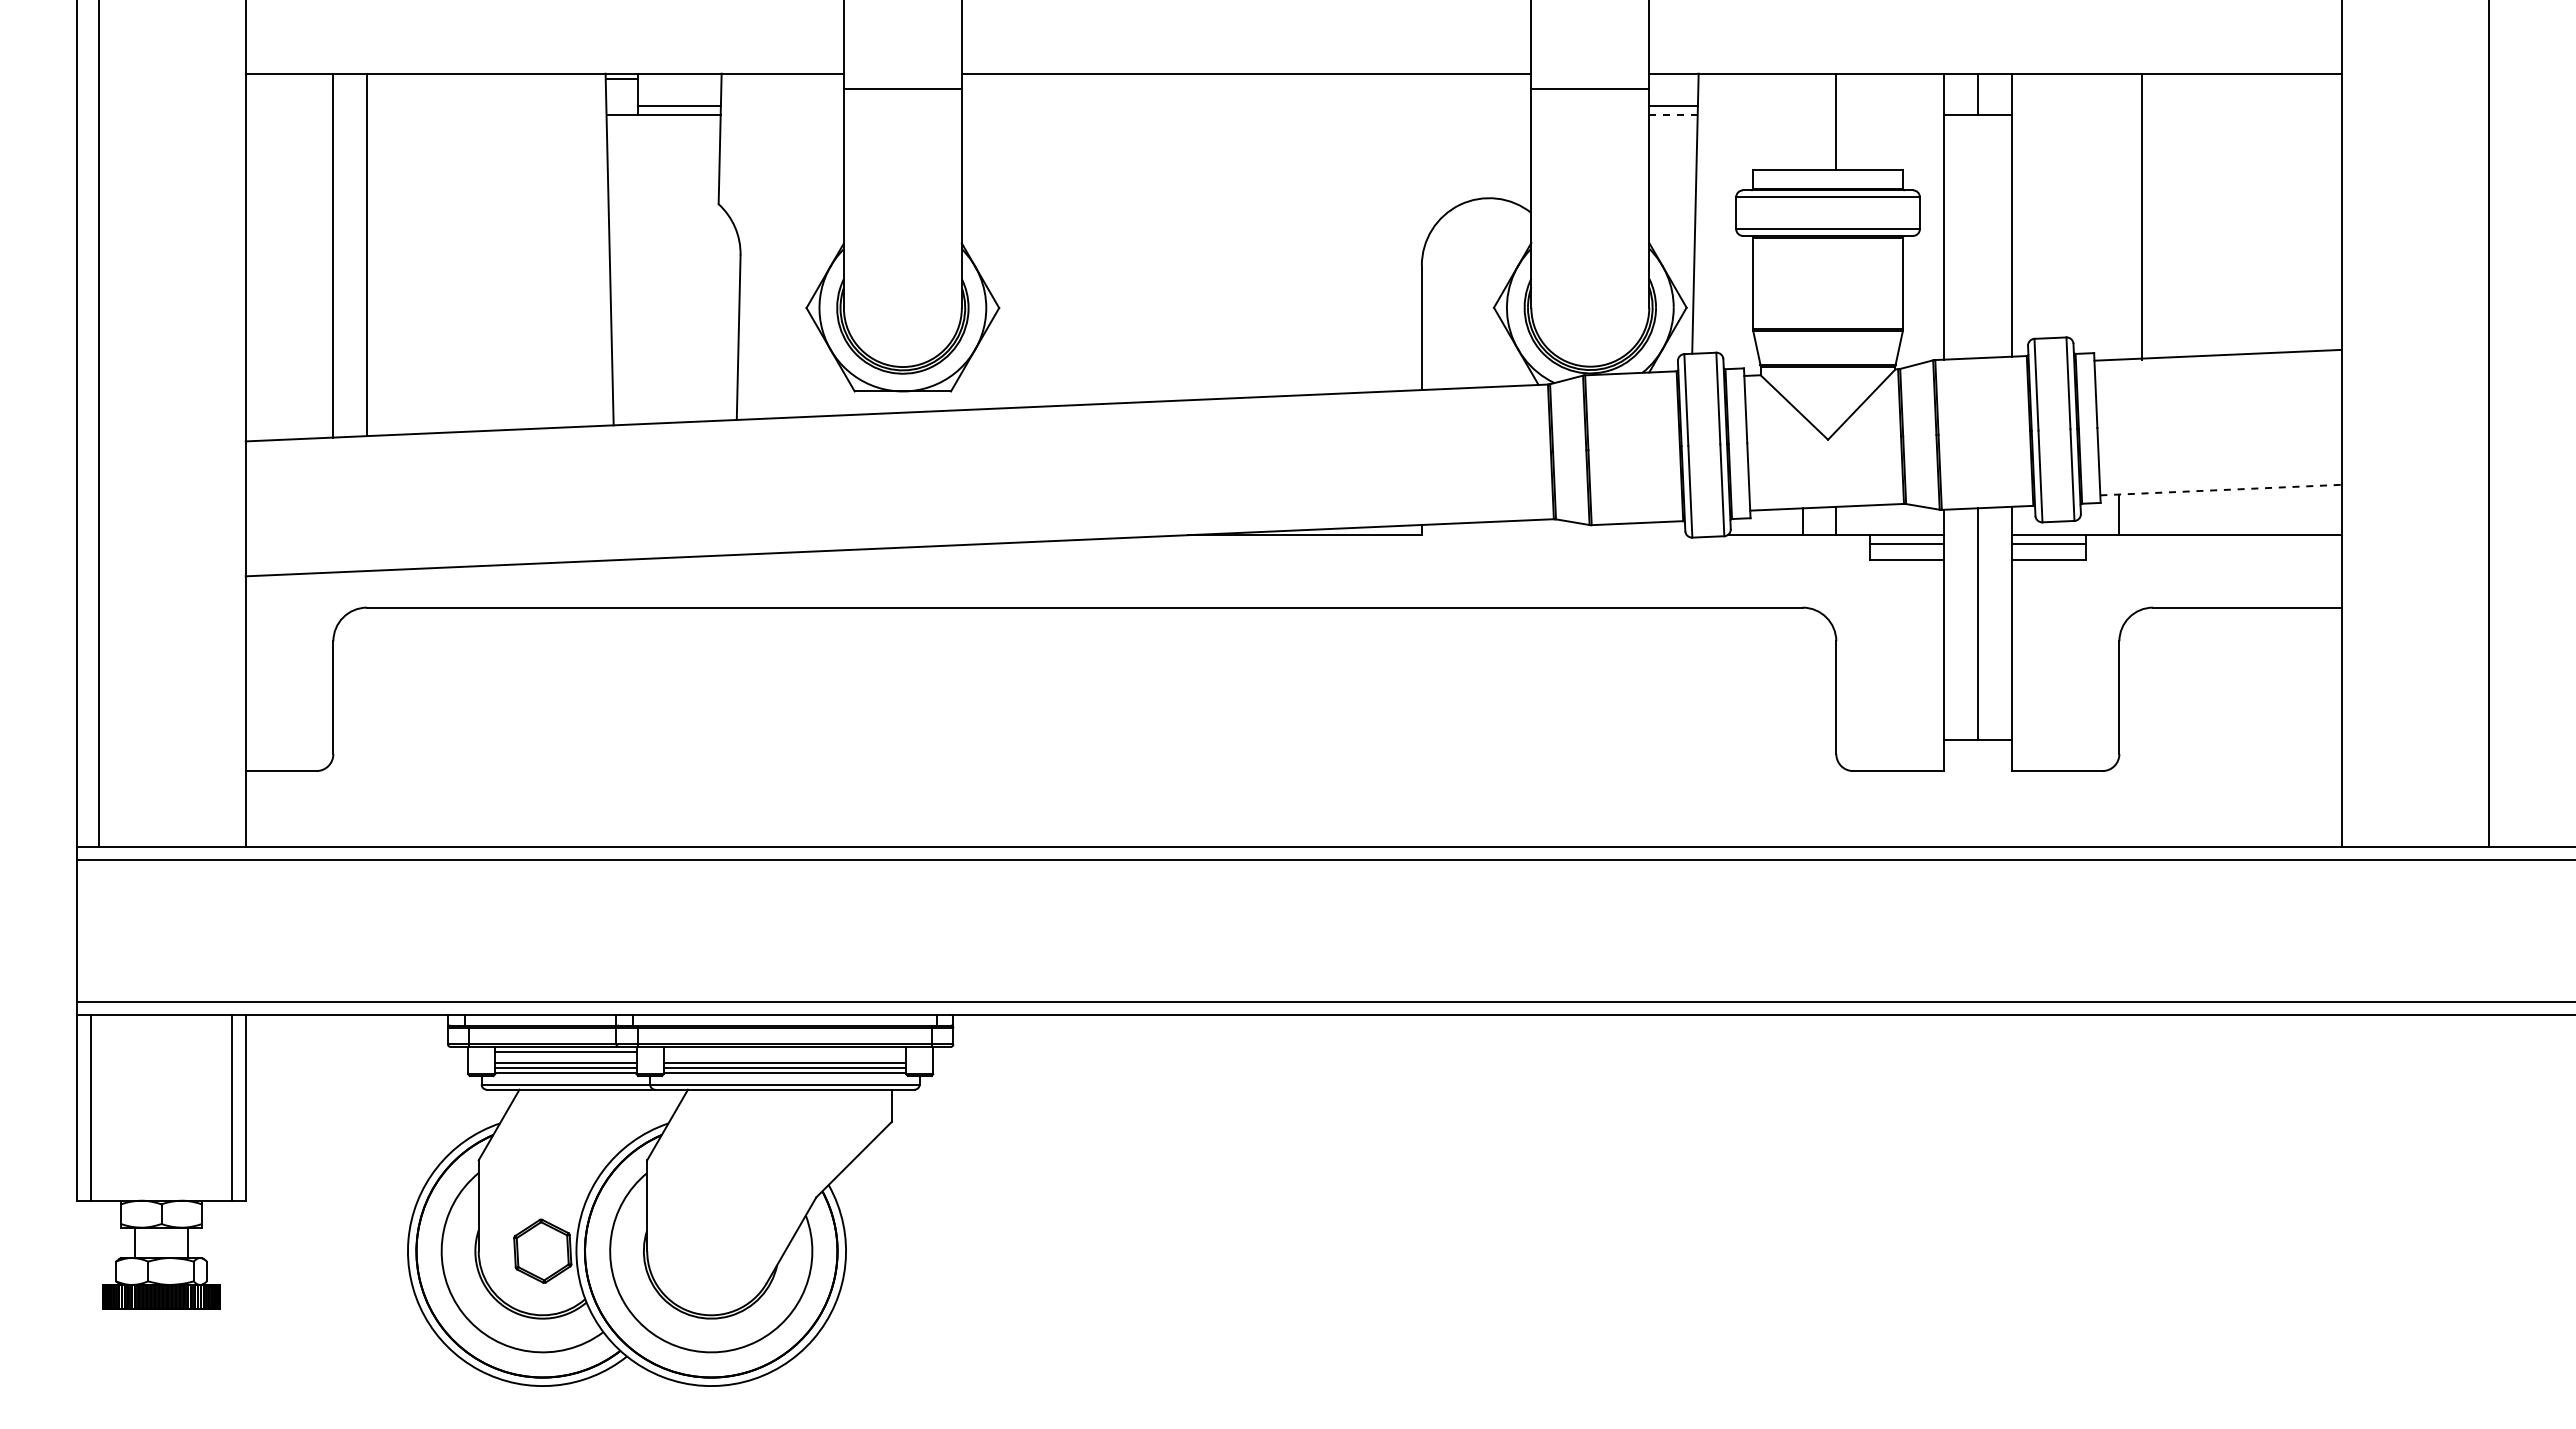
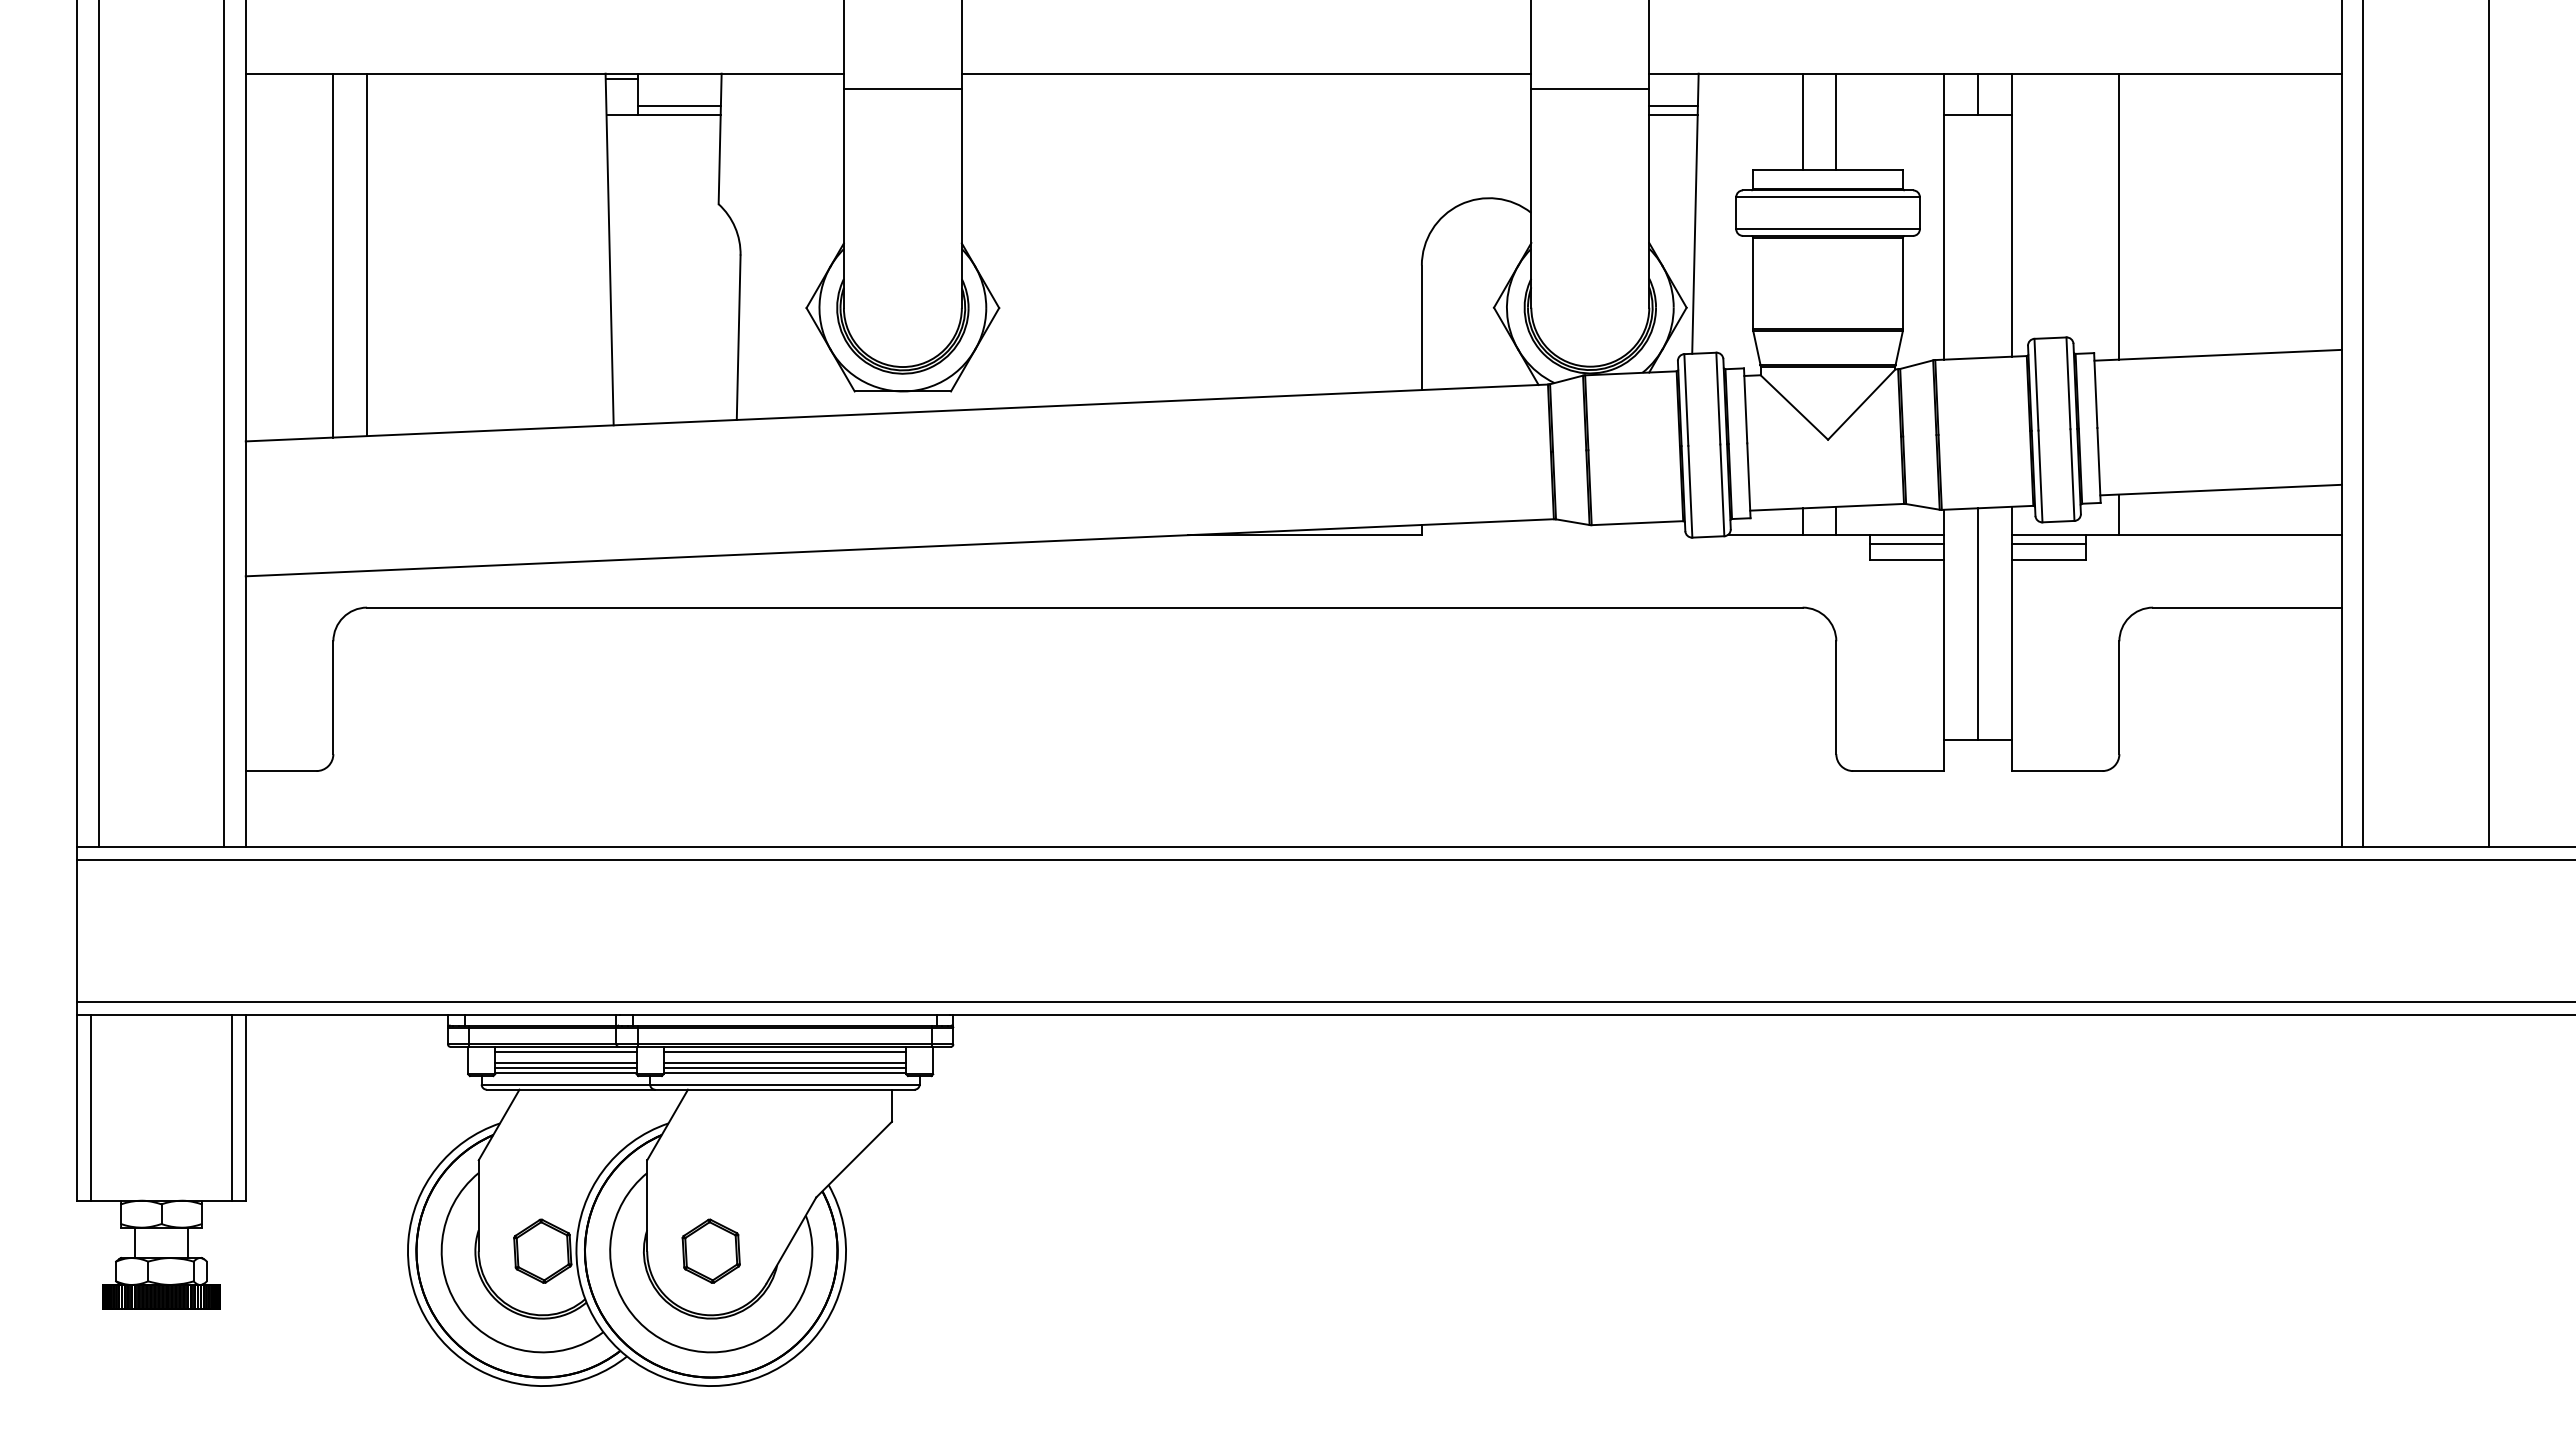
line: dashed -> solid (1673, 115)
line: none -> present (1802, 121)
line position: (2142, 216) -> (2119, 216) (2119, 216)
line: none -> present (224, 424)
line: none -> present (2363, 424)
line: dashed -> solid (2221, 490)
line: none -> present (784, 1052)
part: none -> present (710, 1250)
